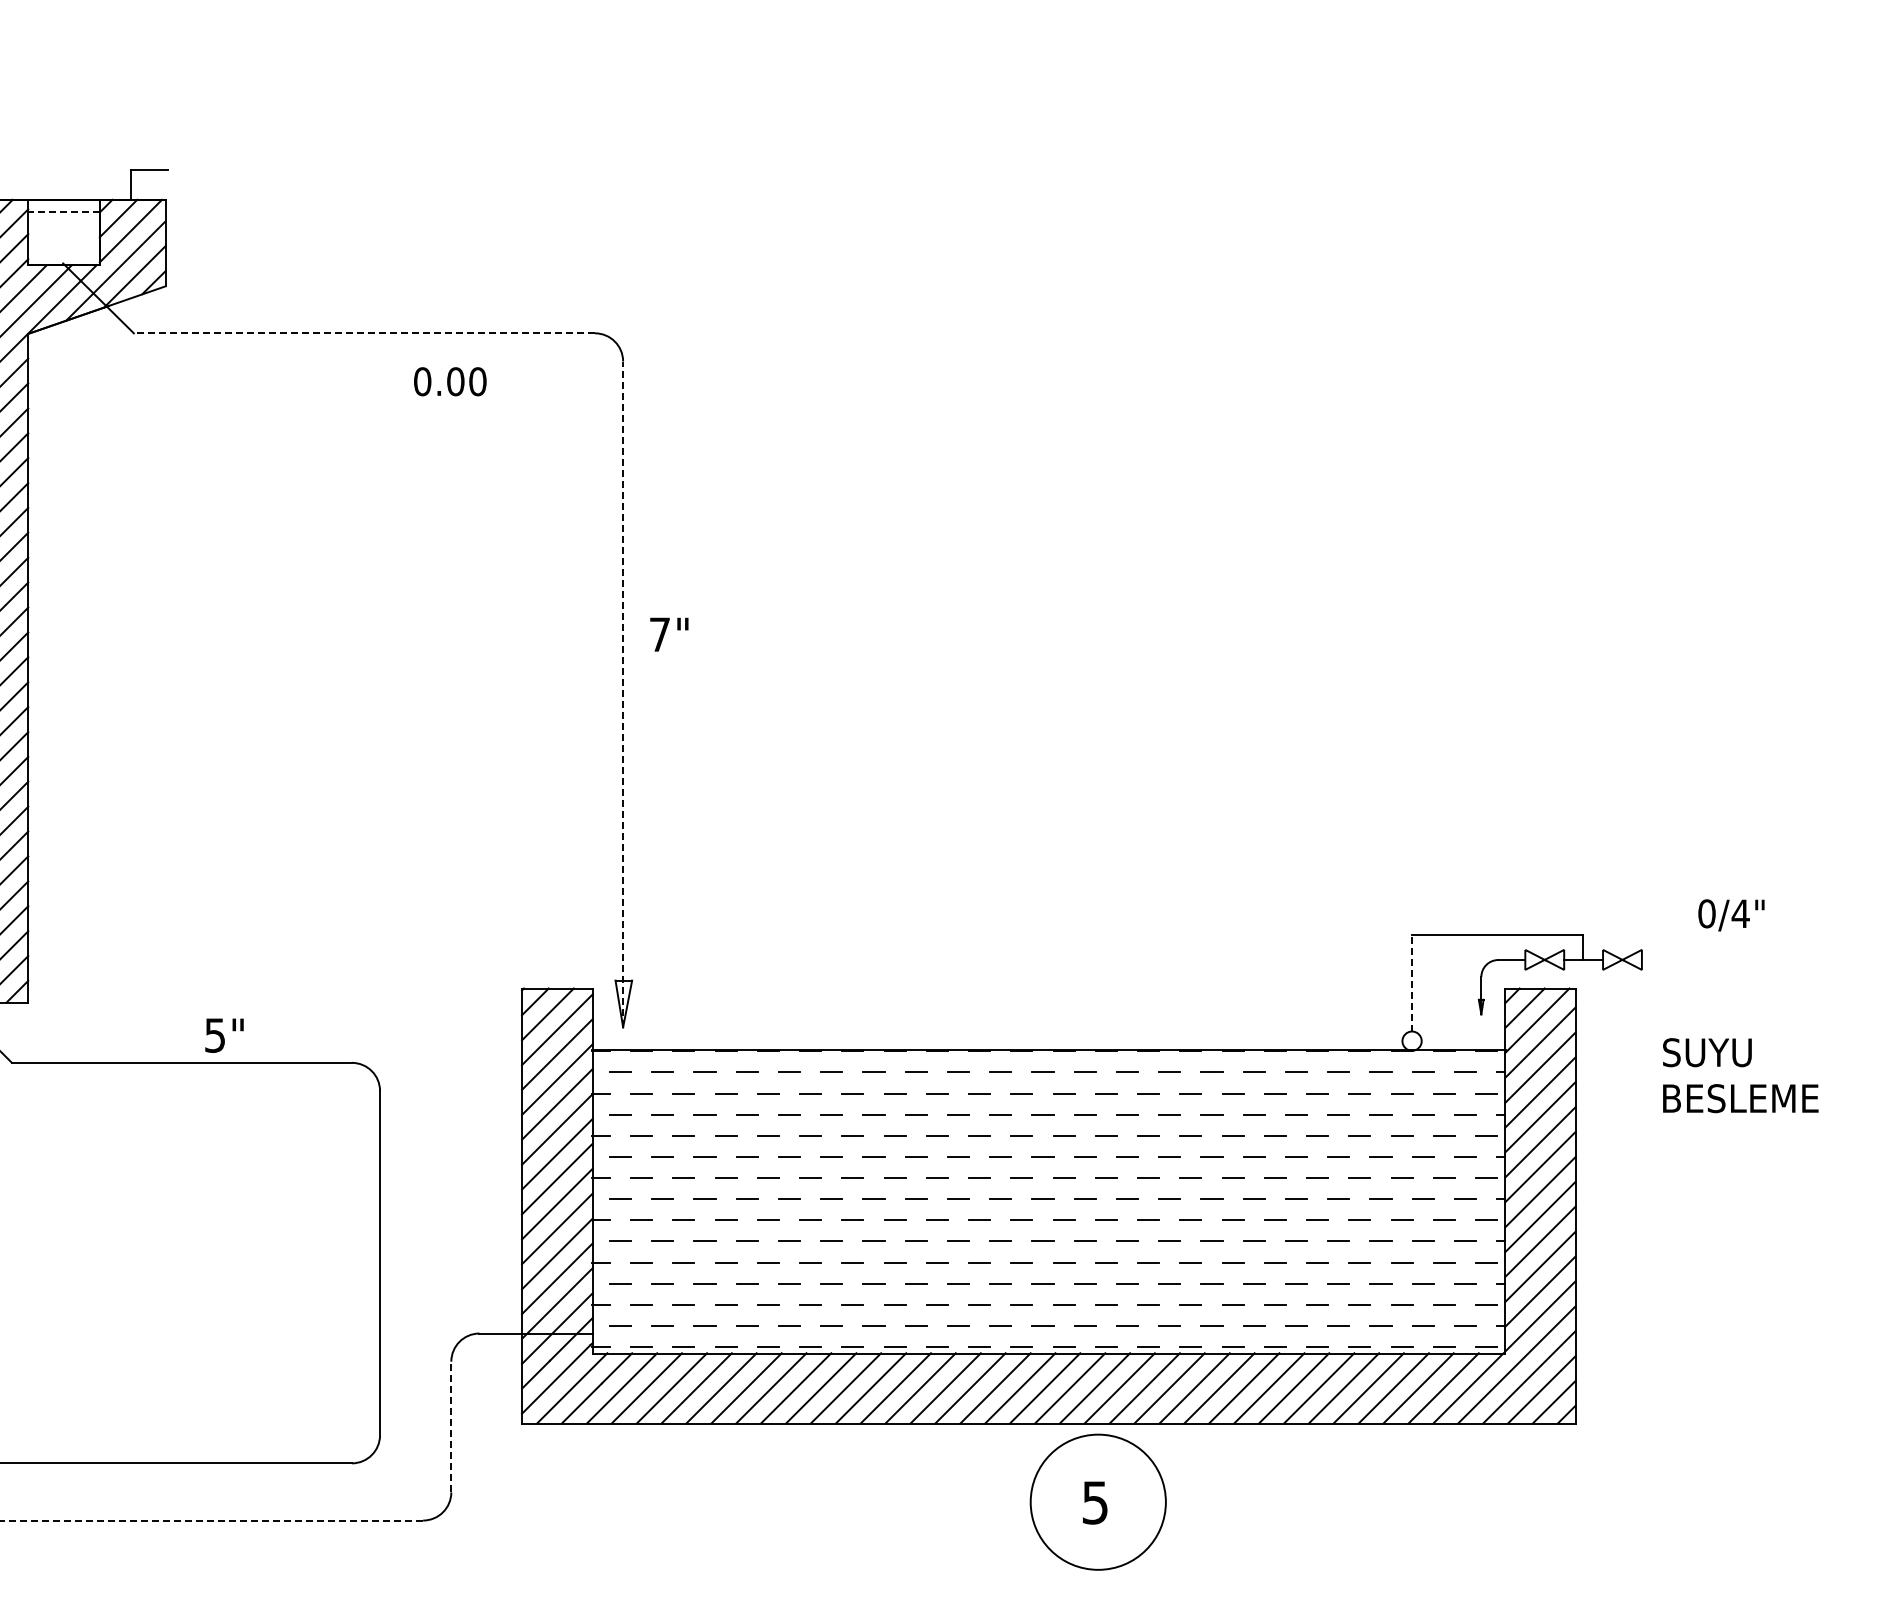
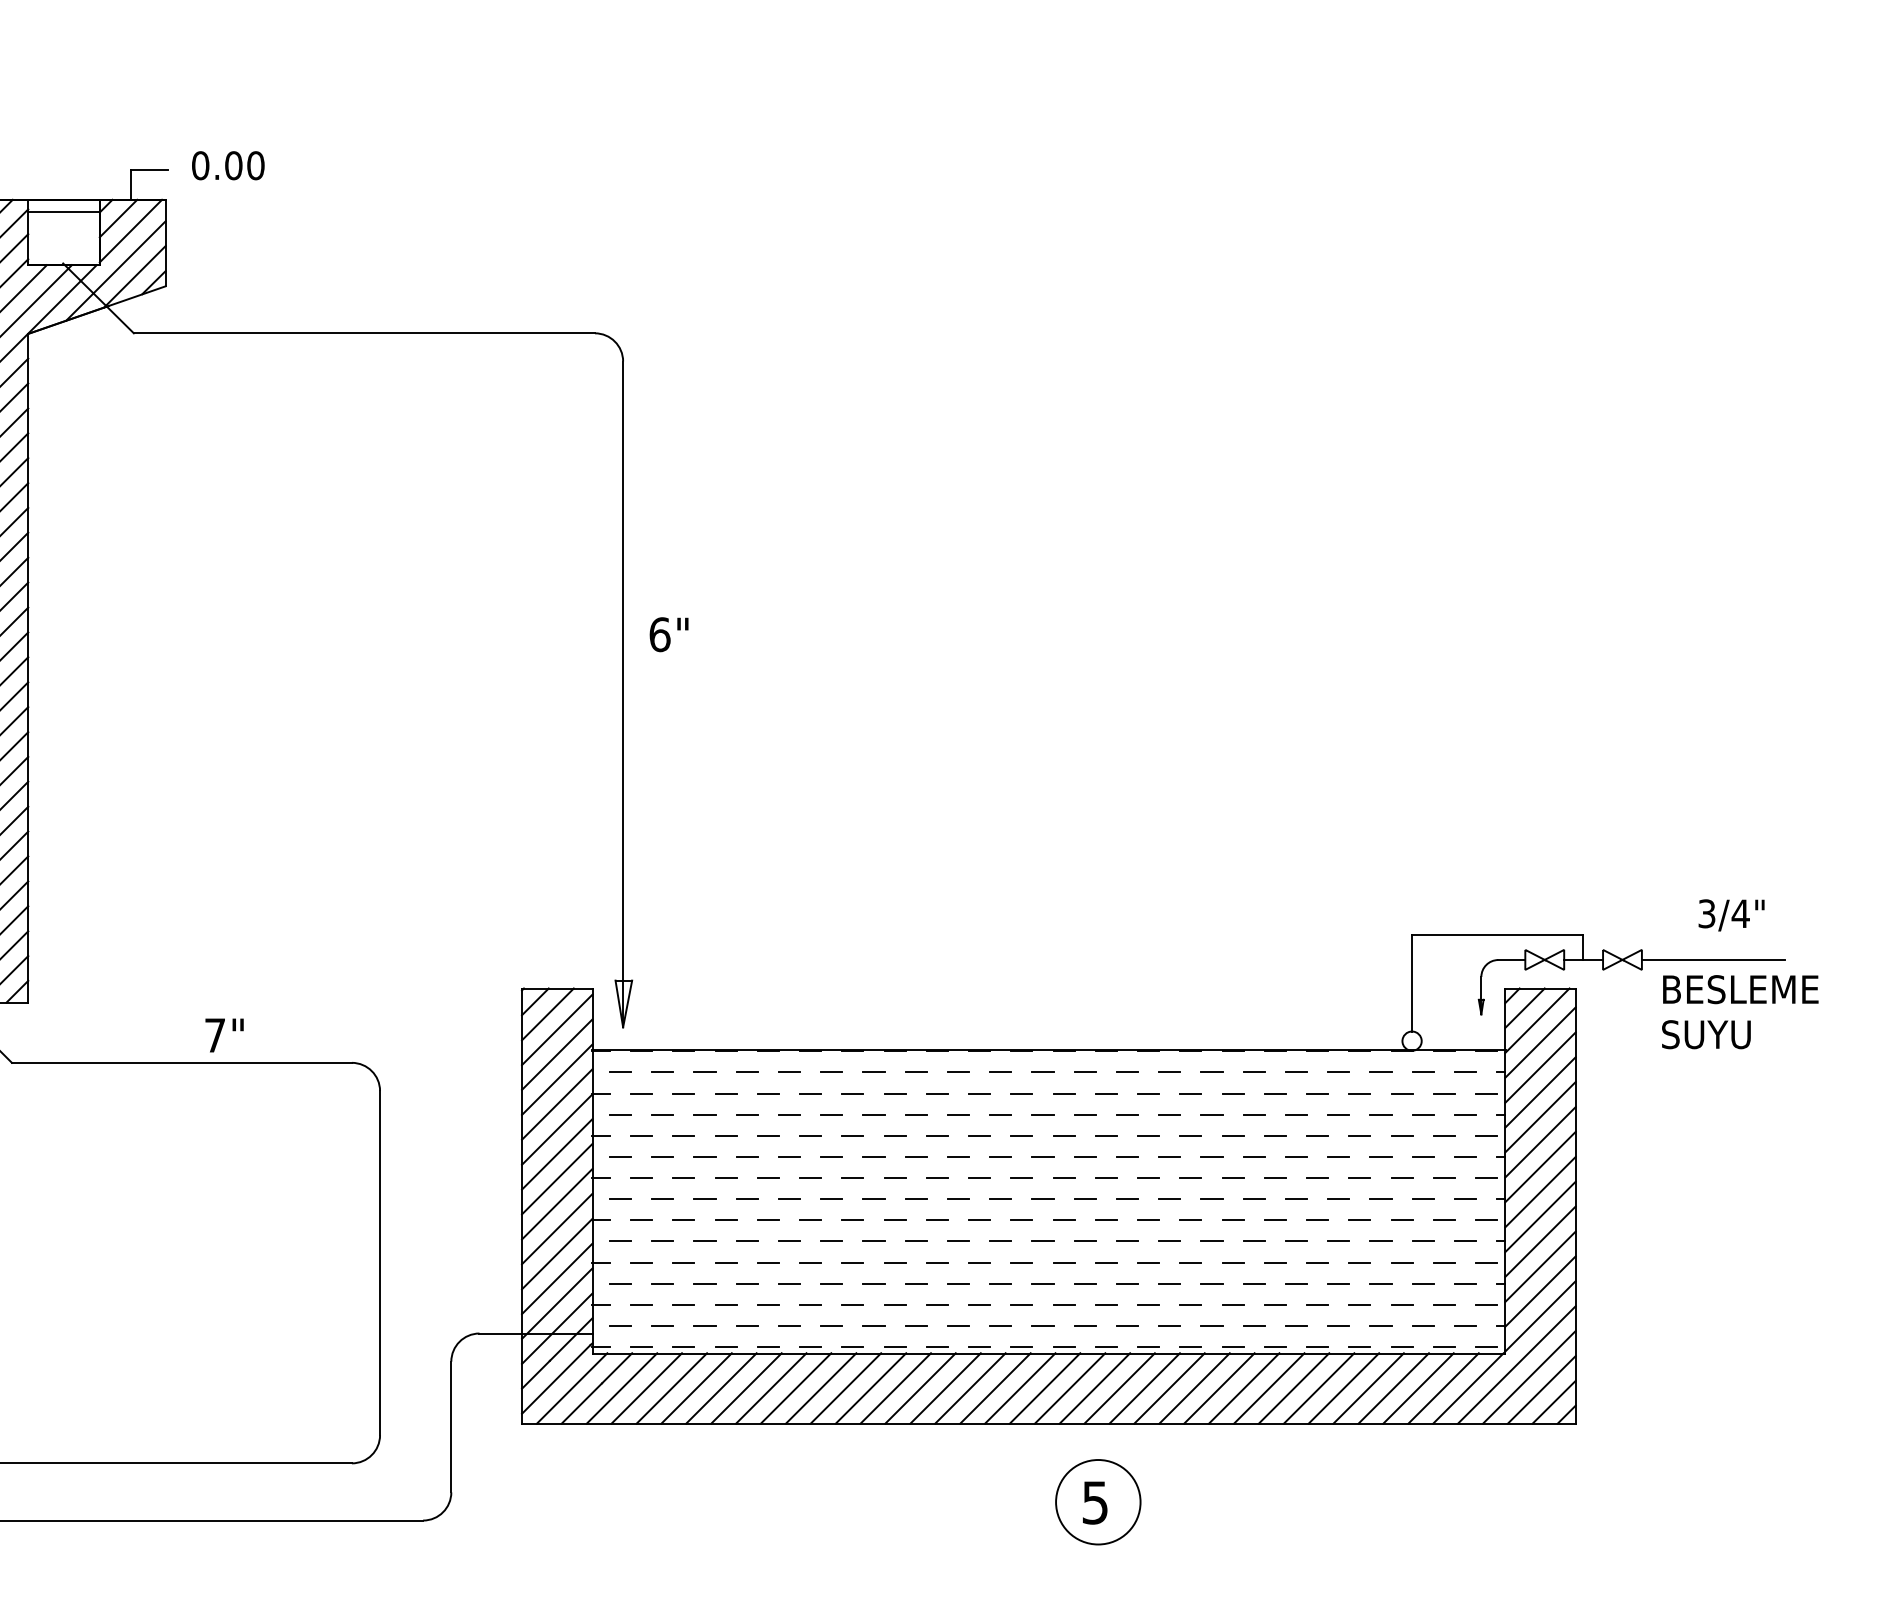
line: dashed -> solid (64, 211)
line: dashed -> solid (364, 333)
text position: (450, 381) -> (228, 165) (228, 165)
text: 7" -> 6" (659, 634)
line: dashed -> solid (623, 694)
text: 0/4" -> 3/4" (1706, 913)
line: none -> present (1712, 960)
line: dashed -> solid (1411, 982)
text: 5" -> 7" (214, 1035)
text position: (1707, 1052) -> (1706, 1034) (1706, 1034)
text position: (1740, 1098) -> (1740, 989) (1740, 989)
line: dashed -> solid (451, 1426)
circle diameter: 135 px -> 84 px (1098, 1502)
line: dashed -> solid (211, 1520)
